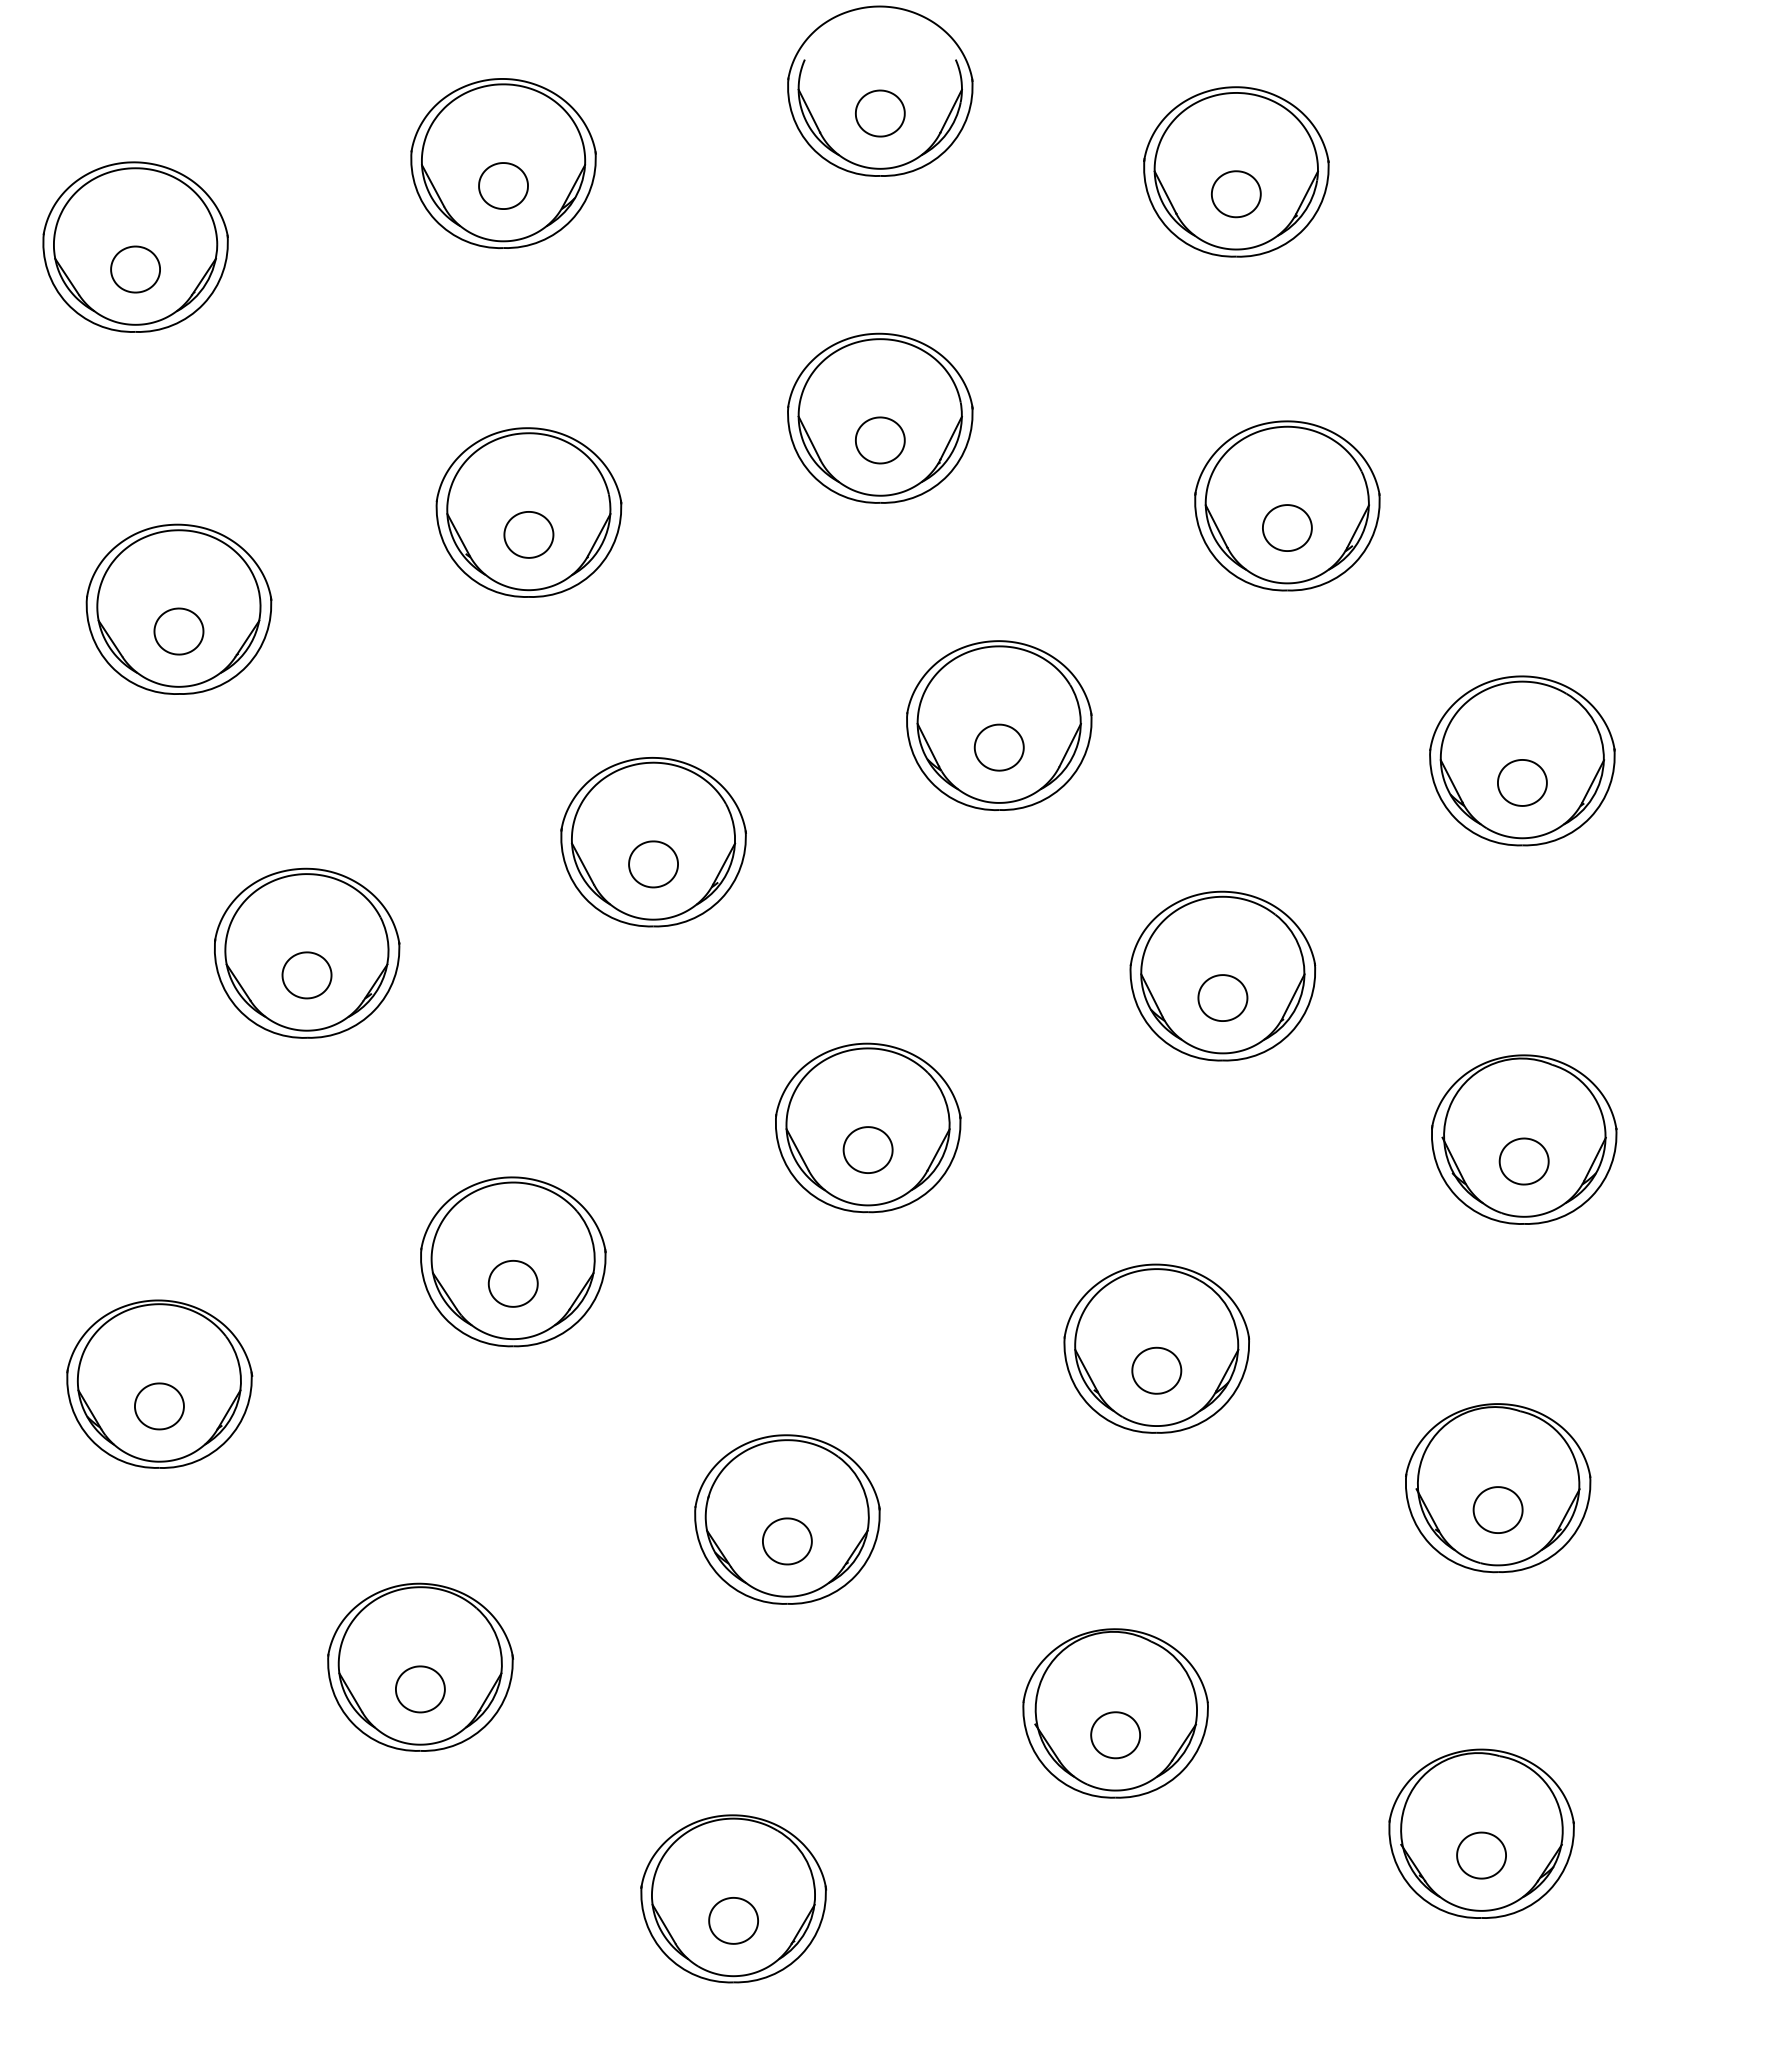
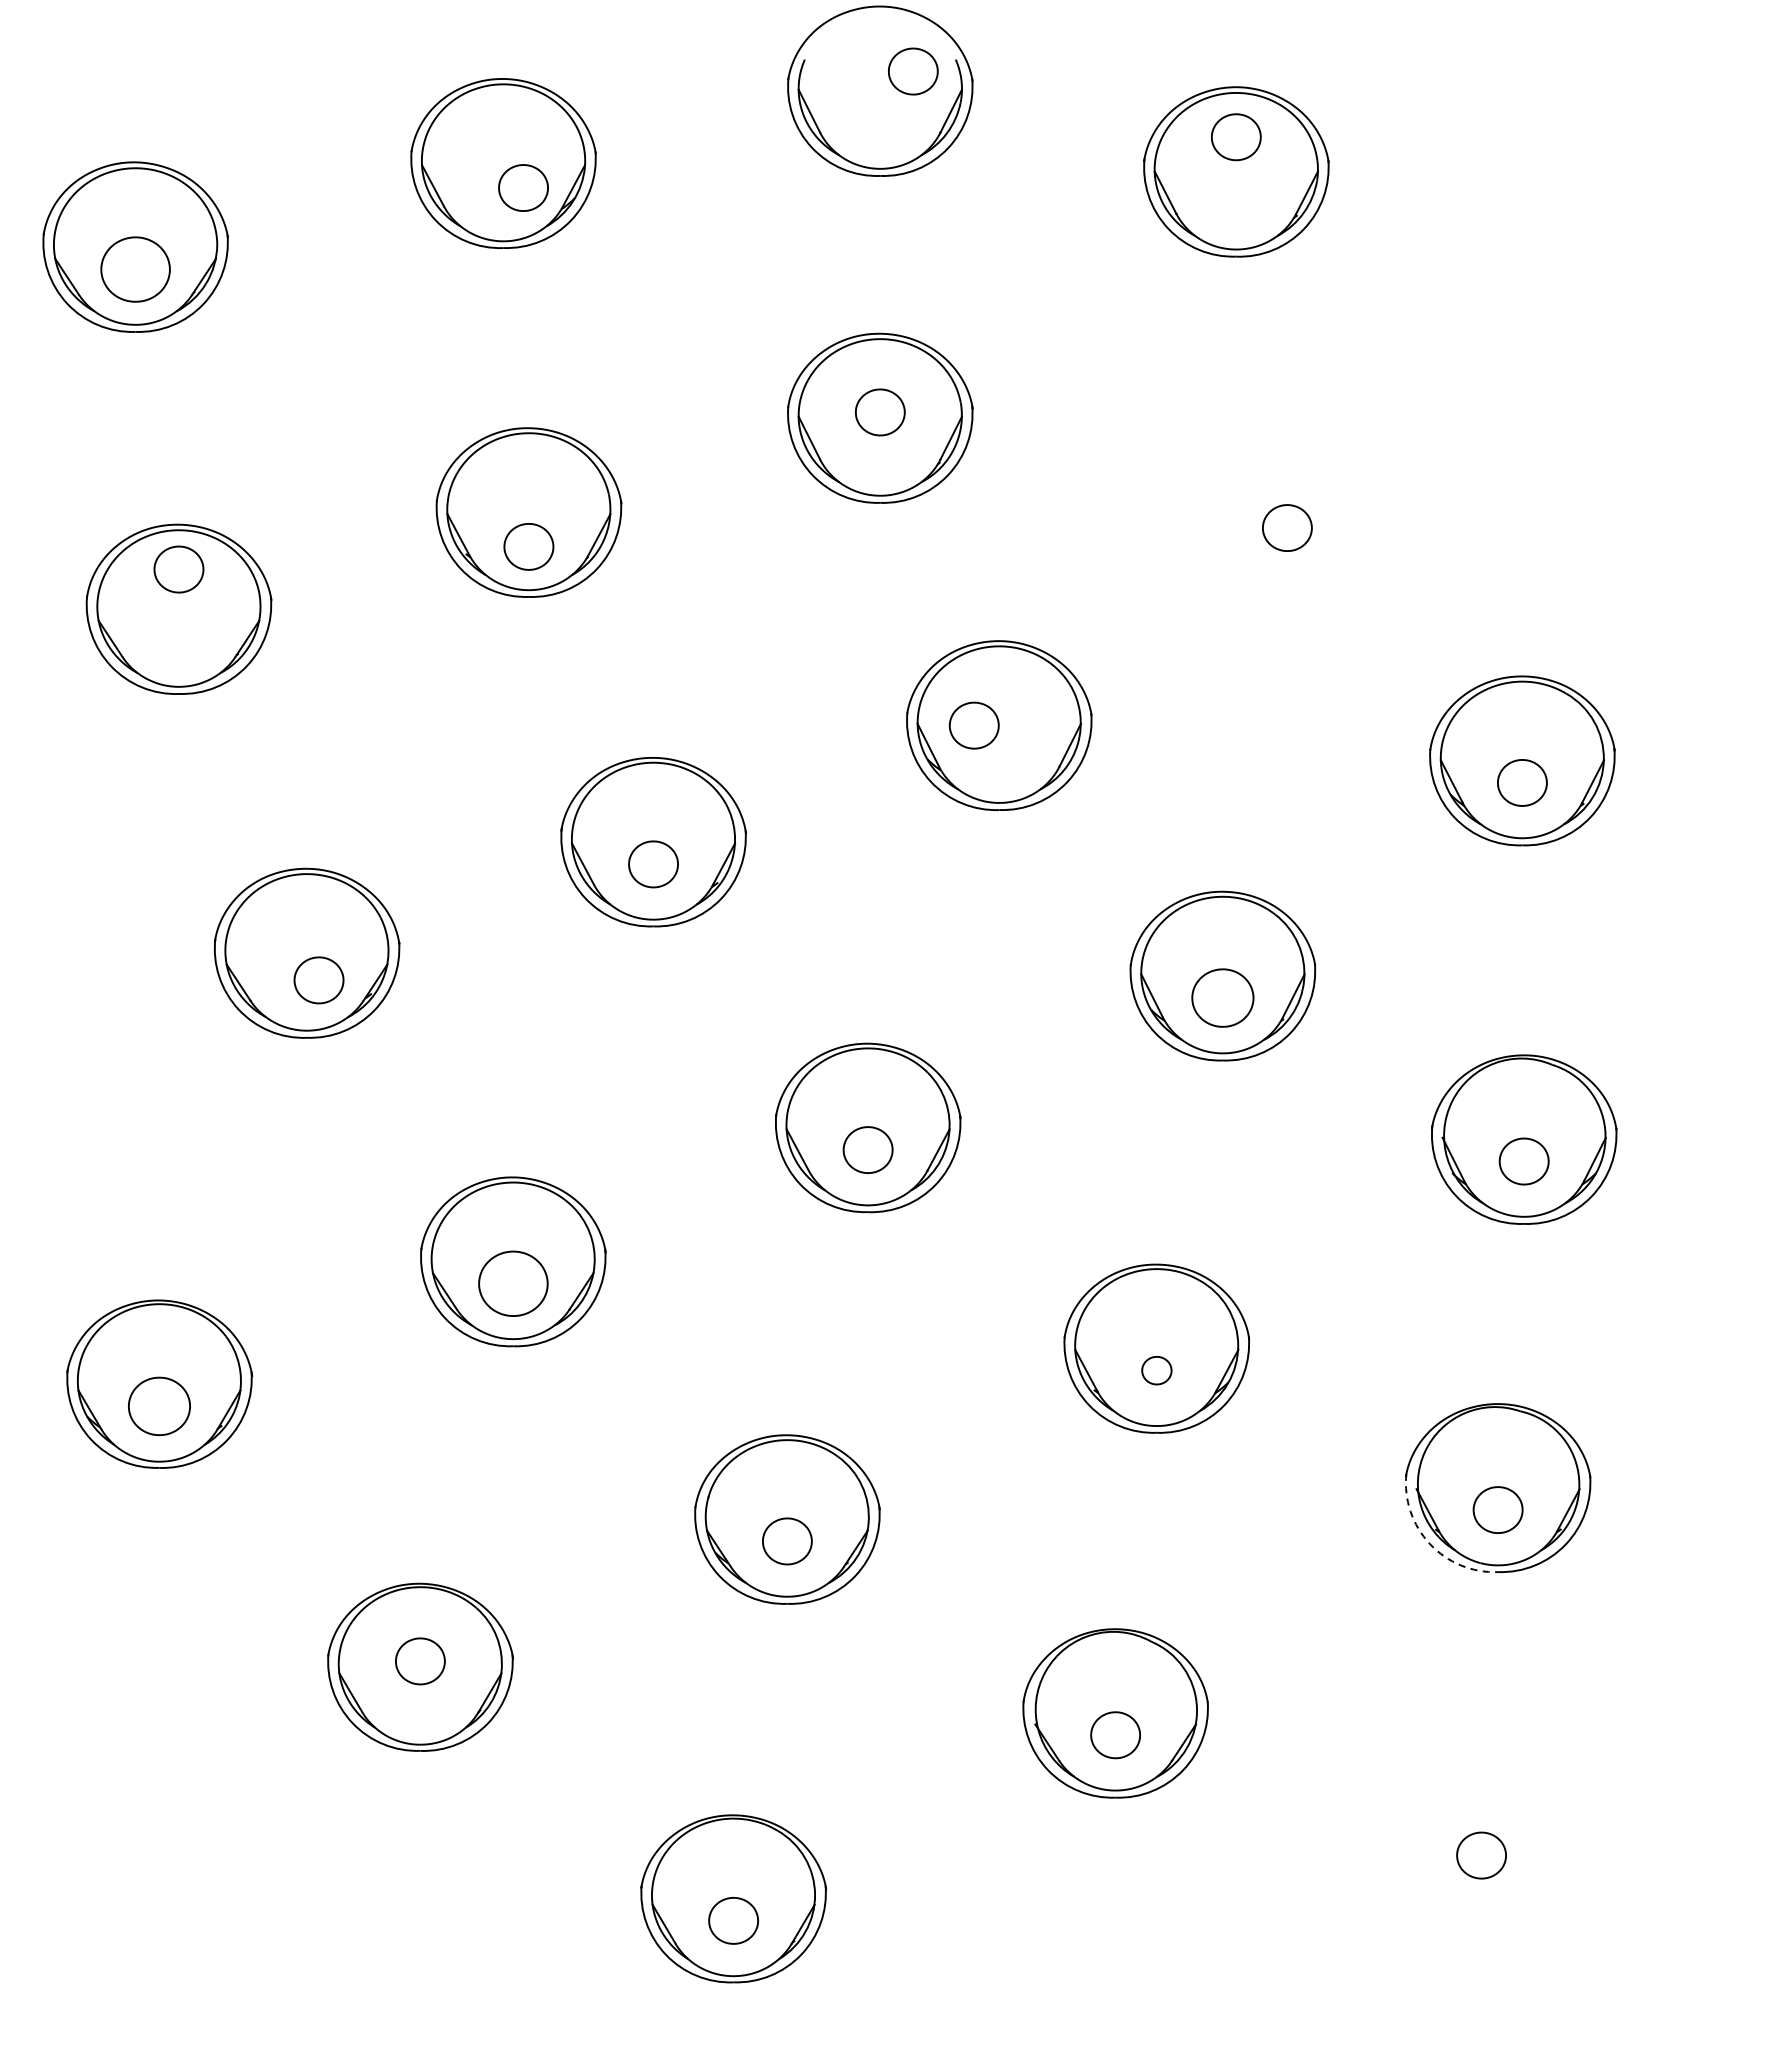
part position: (880, 113) -> (913, 71) (913, 71)
part position: (503, 185) -> (523, 187) (523, 187)
part position: (1236, 194) -> (1236, 137) (1236, 137)
part size: 51x49 px -> 71x67 px (135, 269)
part position: (880, 440) -> (880, 412) (880, 412)
part: present -> none (1287, 505)
part position: (528, 534) -> (528, 546) (528, 546)
part position: (178, 631) -> (178, 569) (178, 569)
part position: (998, 747) -> (973, 725) (973, 725)
part position: (306, 975) -> (318, 980) (318, 980)
part size: 52x48 px -> 64x60 px (1222, 997)
part size: 52x48 px -> 71x67 px (513, 1283)
part size: 52x49 px -> 32x30 px (1156, 1370)
part size: 51x49 px -> 63x61 px (159, 1406)
arc: solid -> dashed (1429, 1543)
part position: (420, 1689) -> (420, 1661) (420, 1661)
part: present -> none (1481, 1833)
